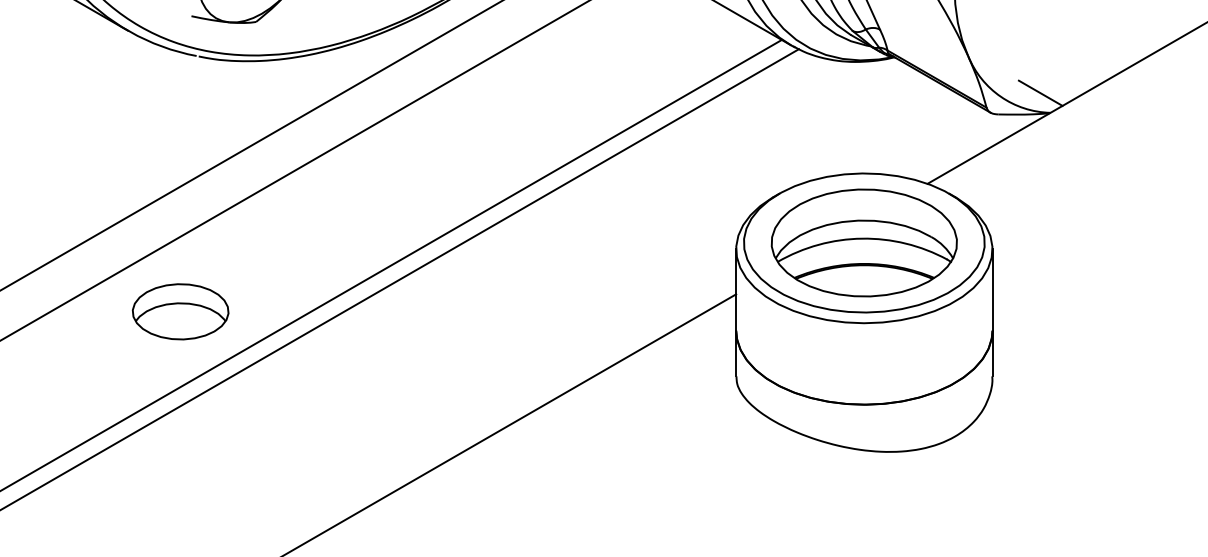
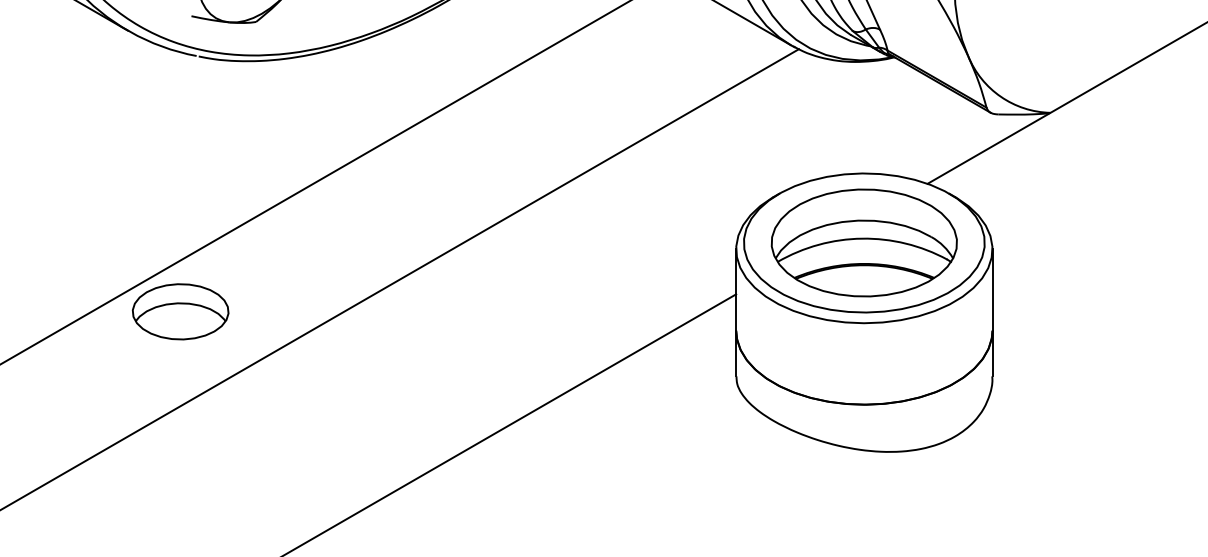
line: present -> none (1040, 92)
line: present -> none (251, 145)
line position: (294, 170) -> (314, 182) (314, 182)
line: present -> none (391, 264)
